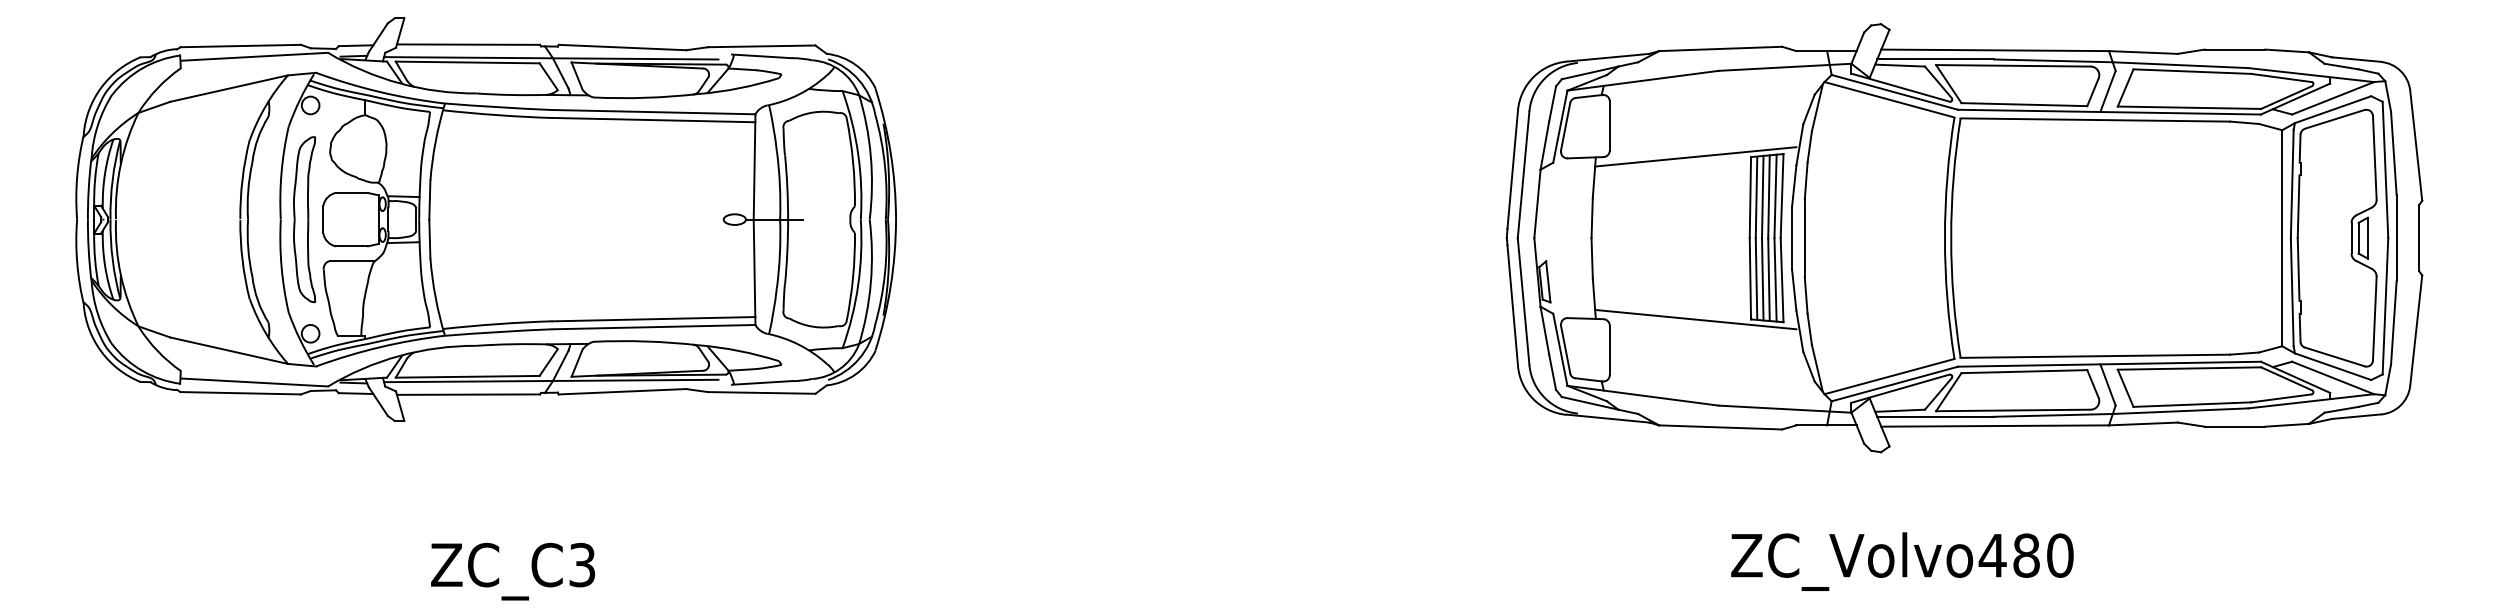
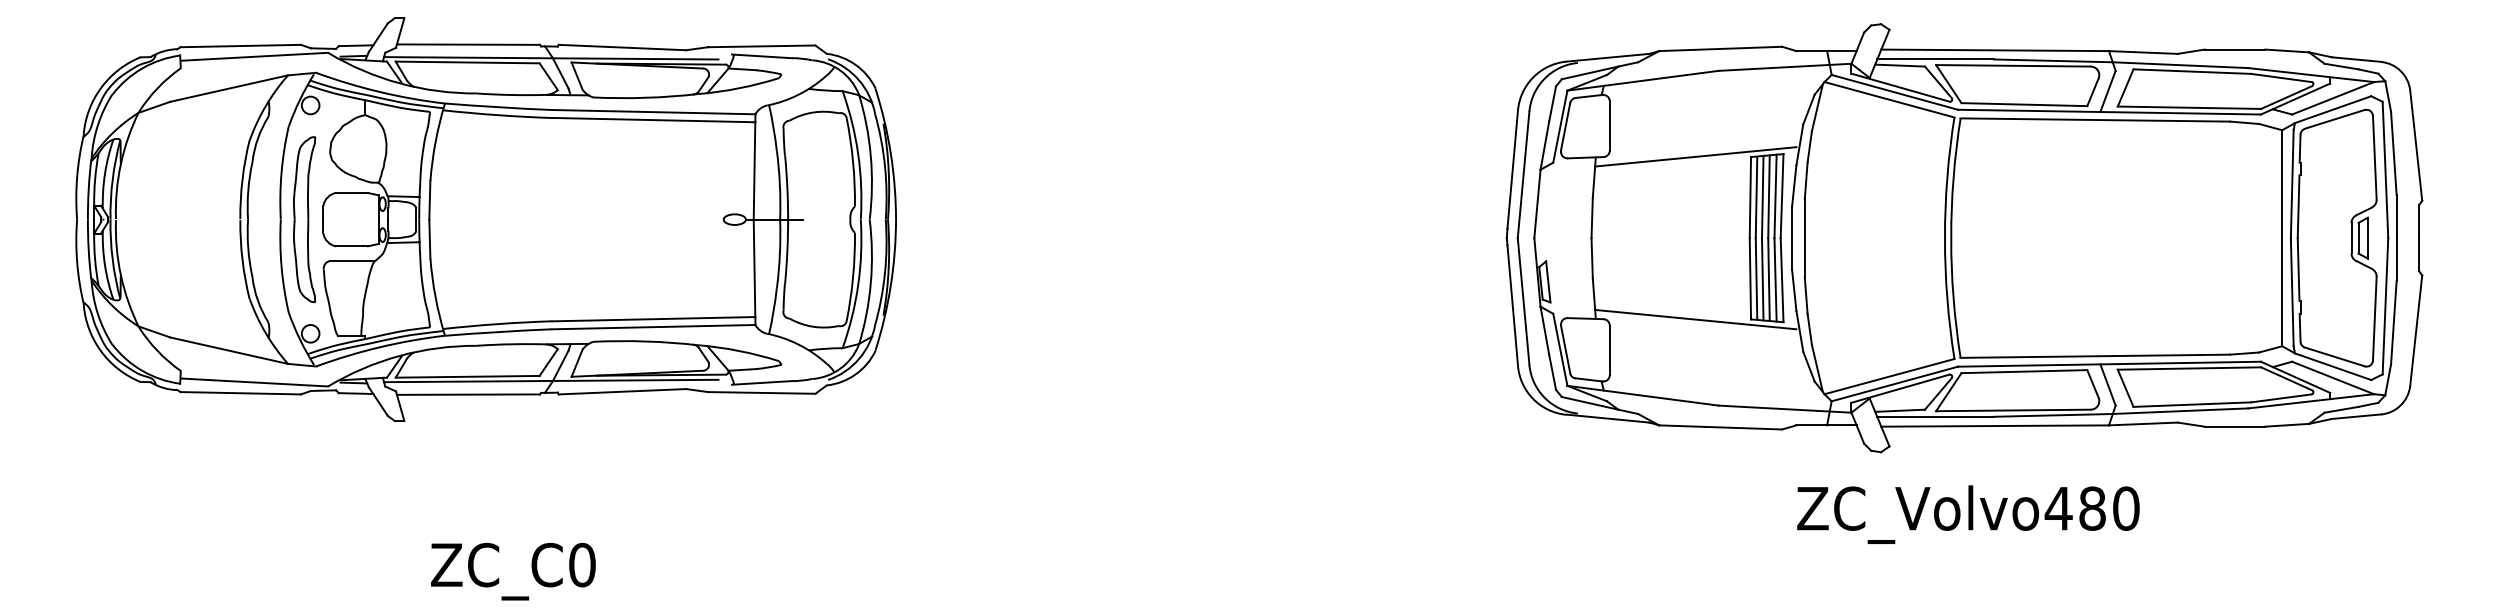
text position: (1902, 561) -> (1968, 514) (1968, 514)
text: ZC_C3 -> ZC_C0 (582, 564)
